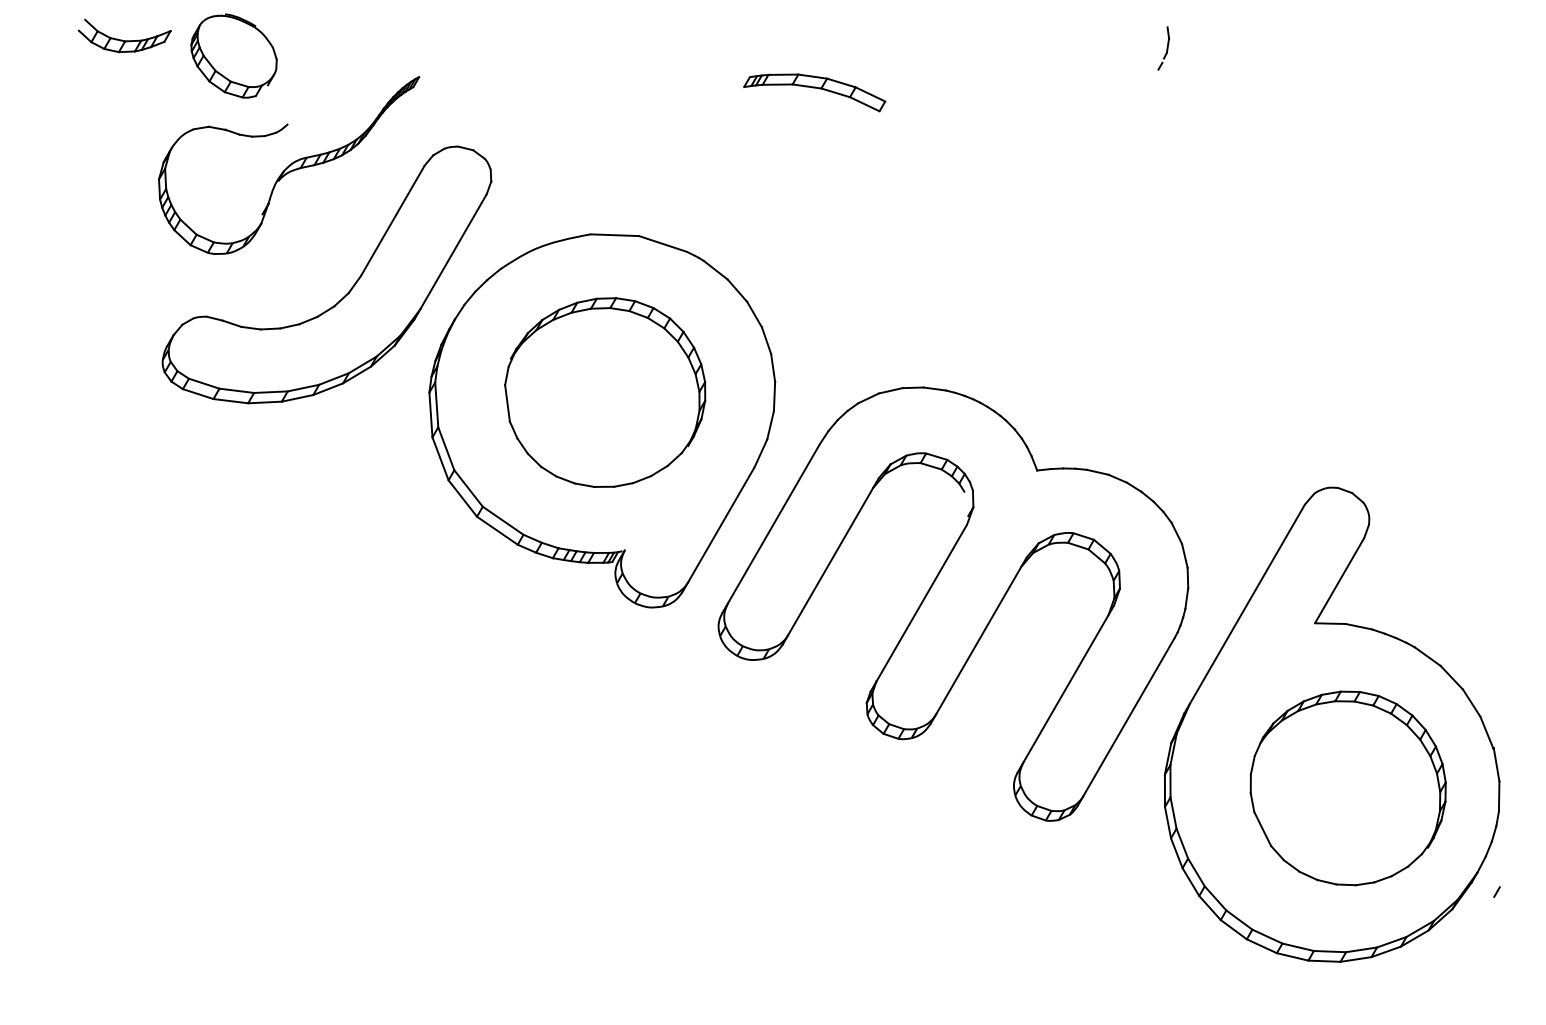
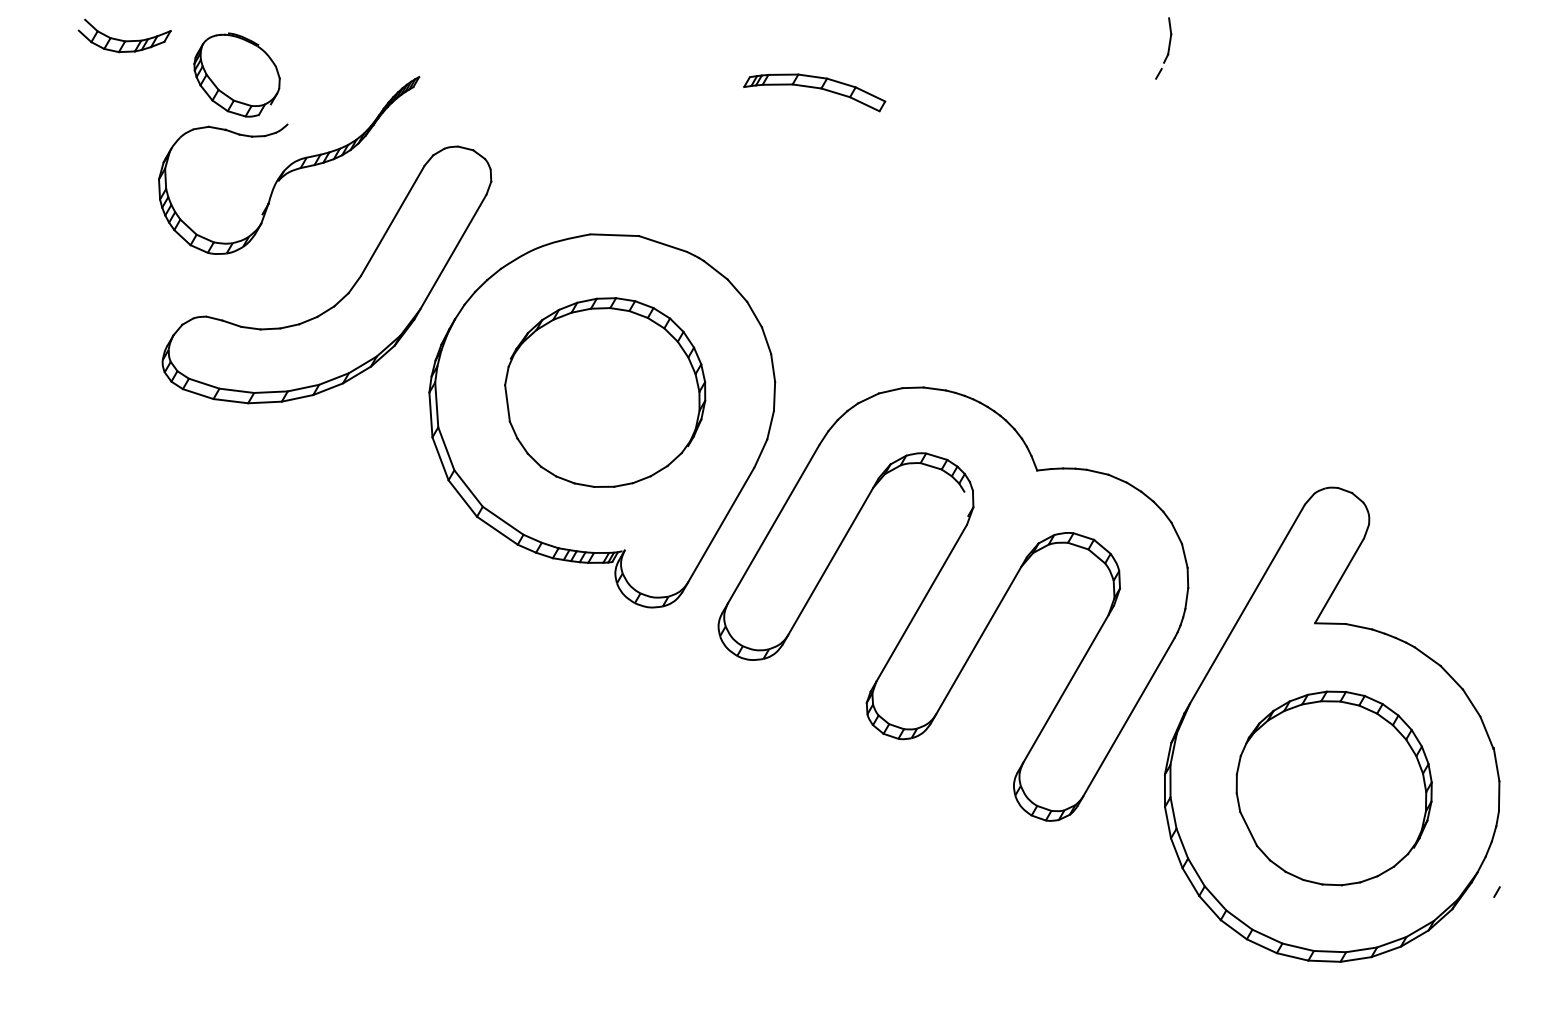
part size: 13x45 px -> 18x63 px (1163, 48)
part position: (233, 55) -> (236, 74) (236, 74)
part position: (1347, 788) -> (1333, 788) (1333, 788)
